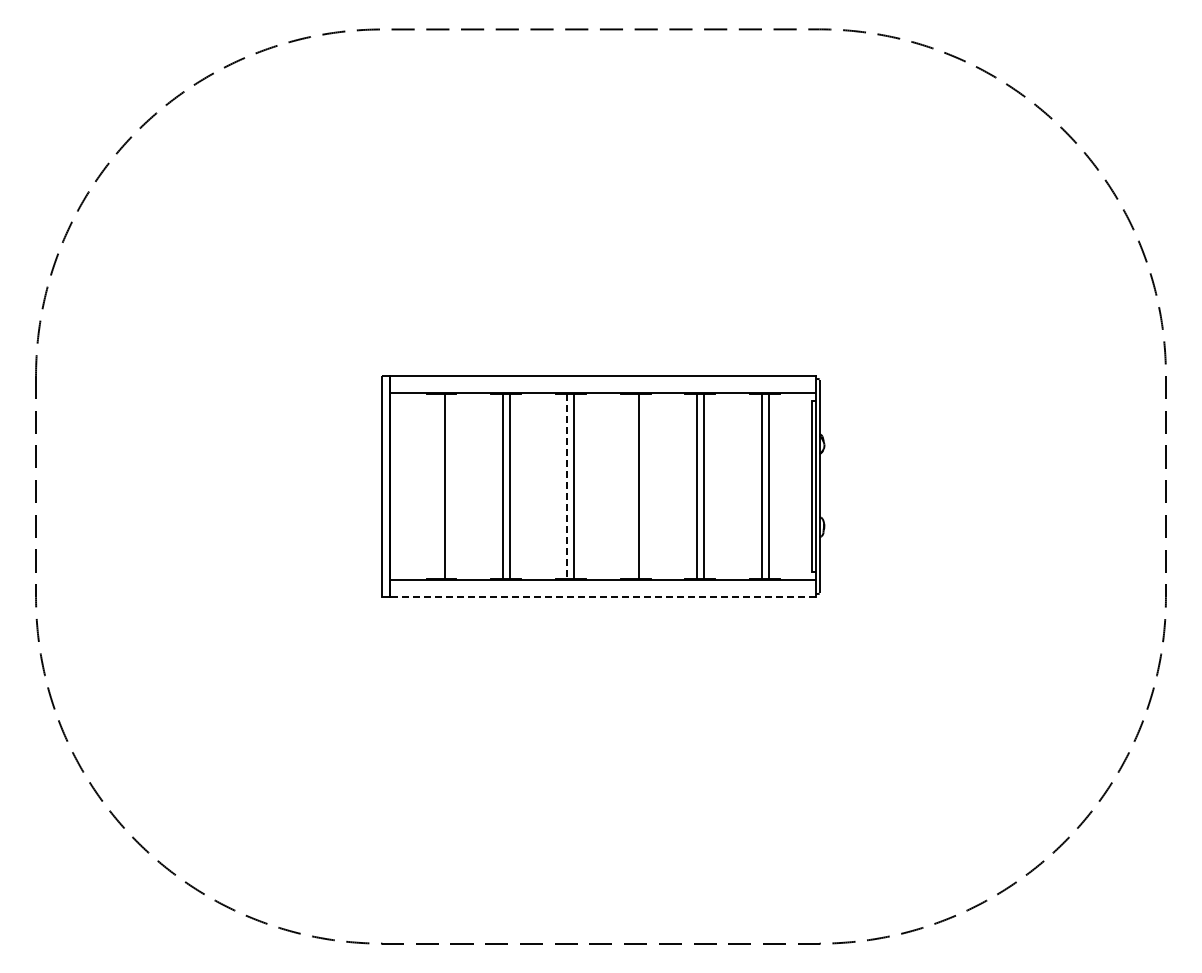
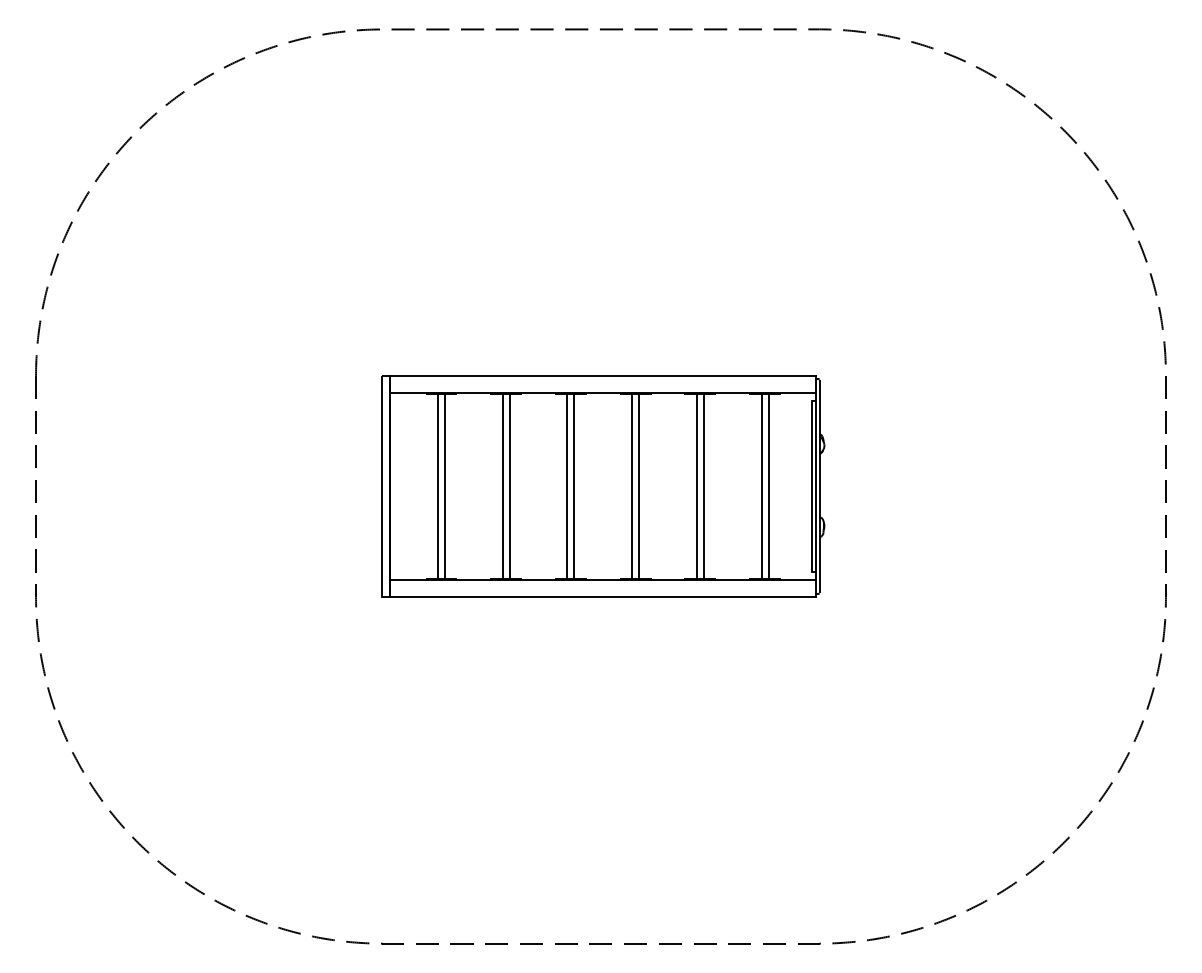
line: none -> present (438, 486)
line: dashed -> solid (567, 486)
line: none -> present (632, 486)
line: dashed -> solid (603, 597)
